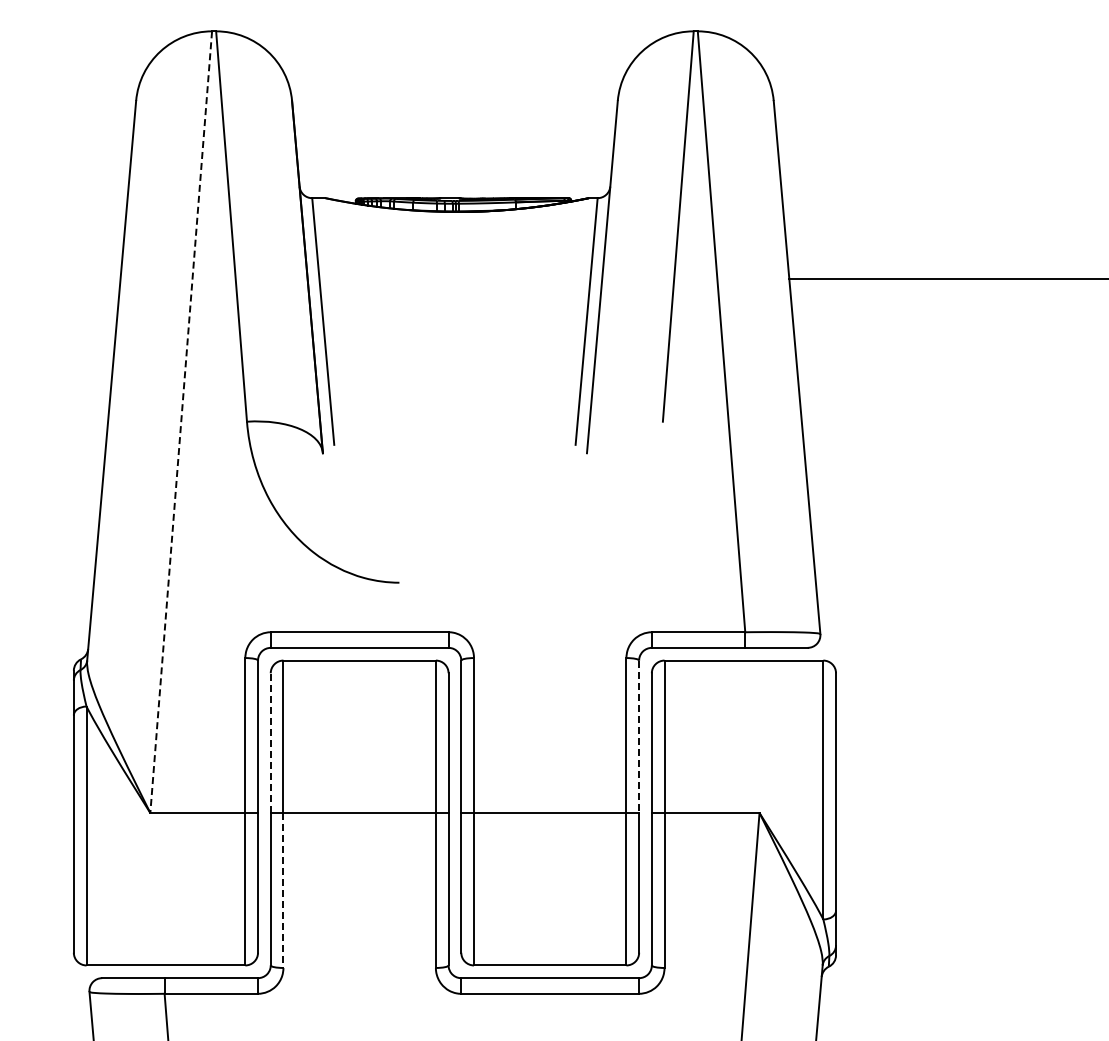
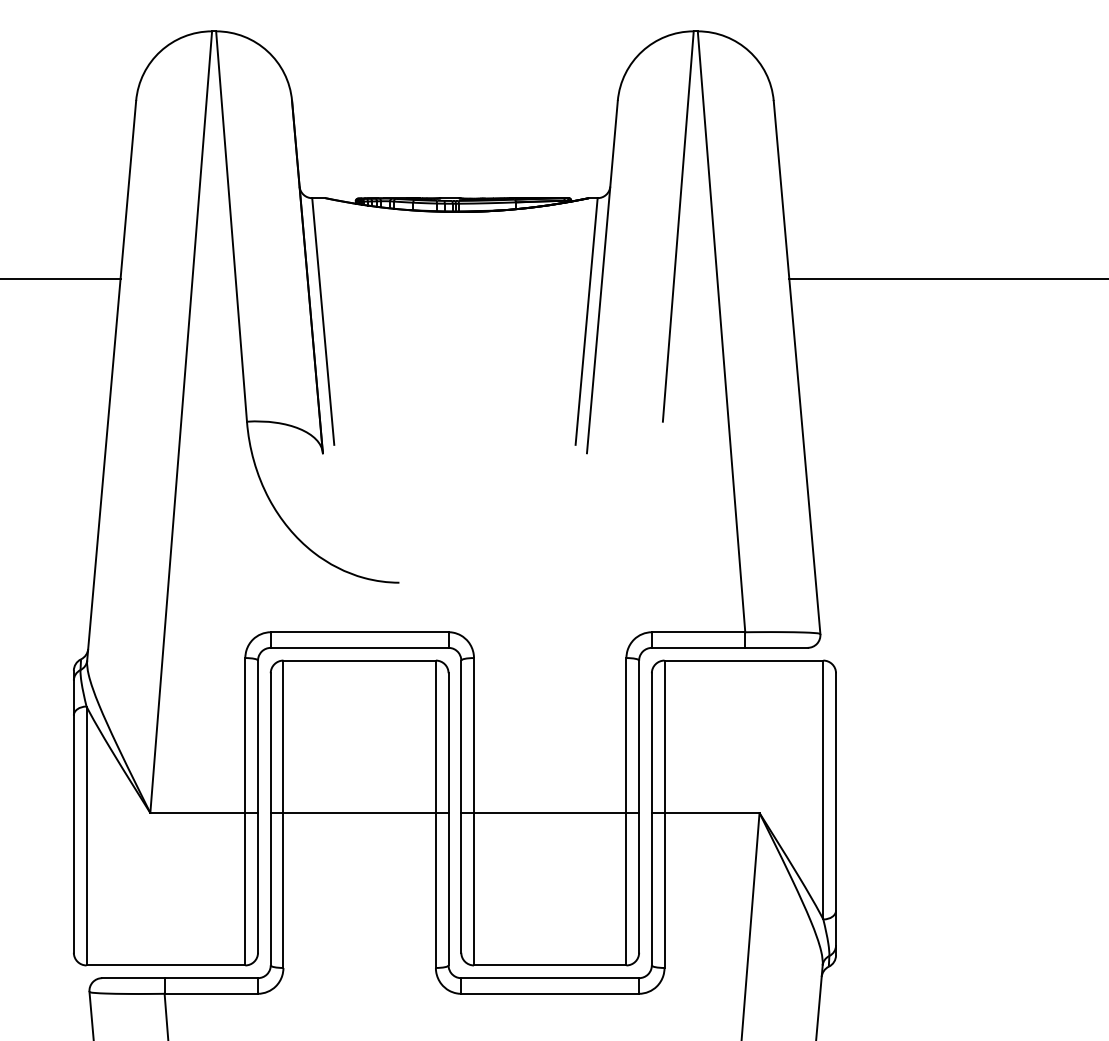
line: none -> present (61, 279)
line: dashed -> solid (181, 422)
line: dashed -> solid (639, 737)
line: dashed -> solid (270, 743)
line: dashed -> solid (283, 890)
